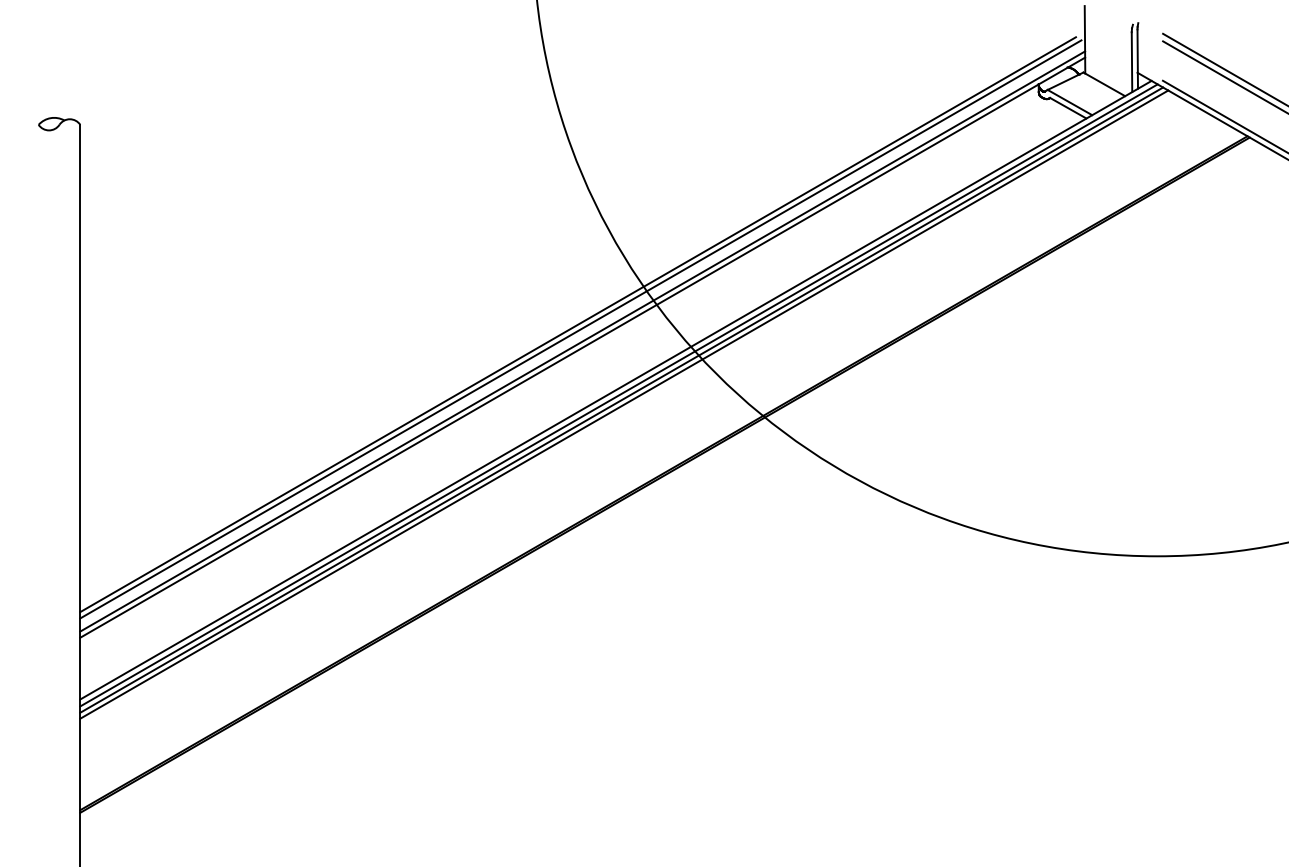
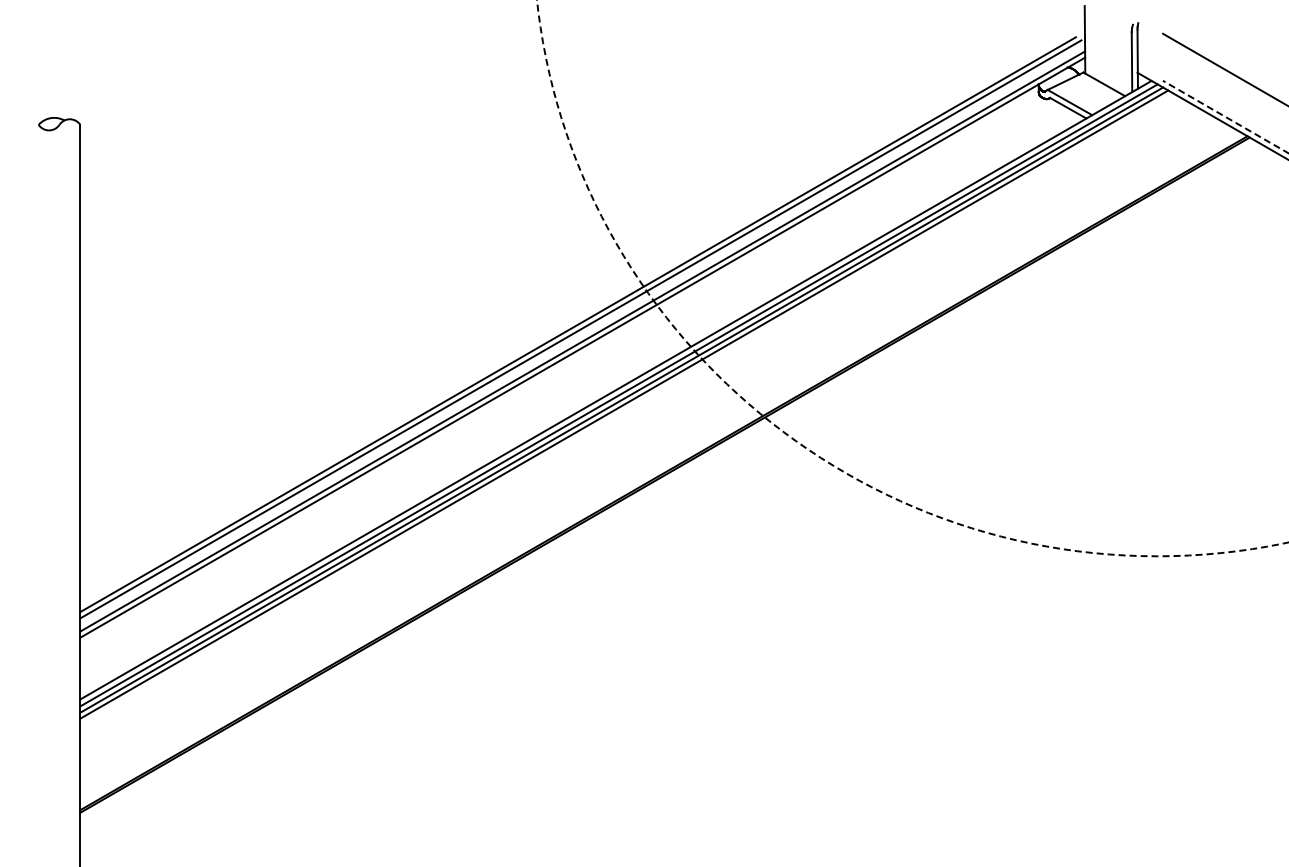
line: present -> none (1224, 76)
line: solid -> dashed (1225, 116)
circle: solid -> dashed (912, 278)
